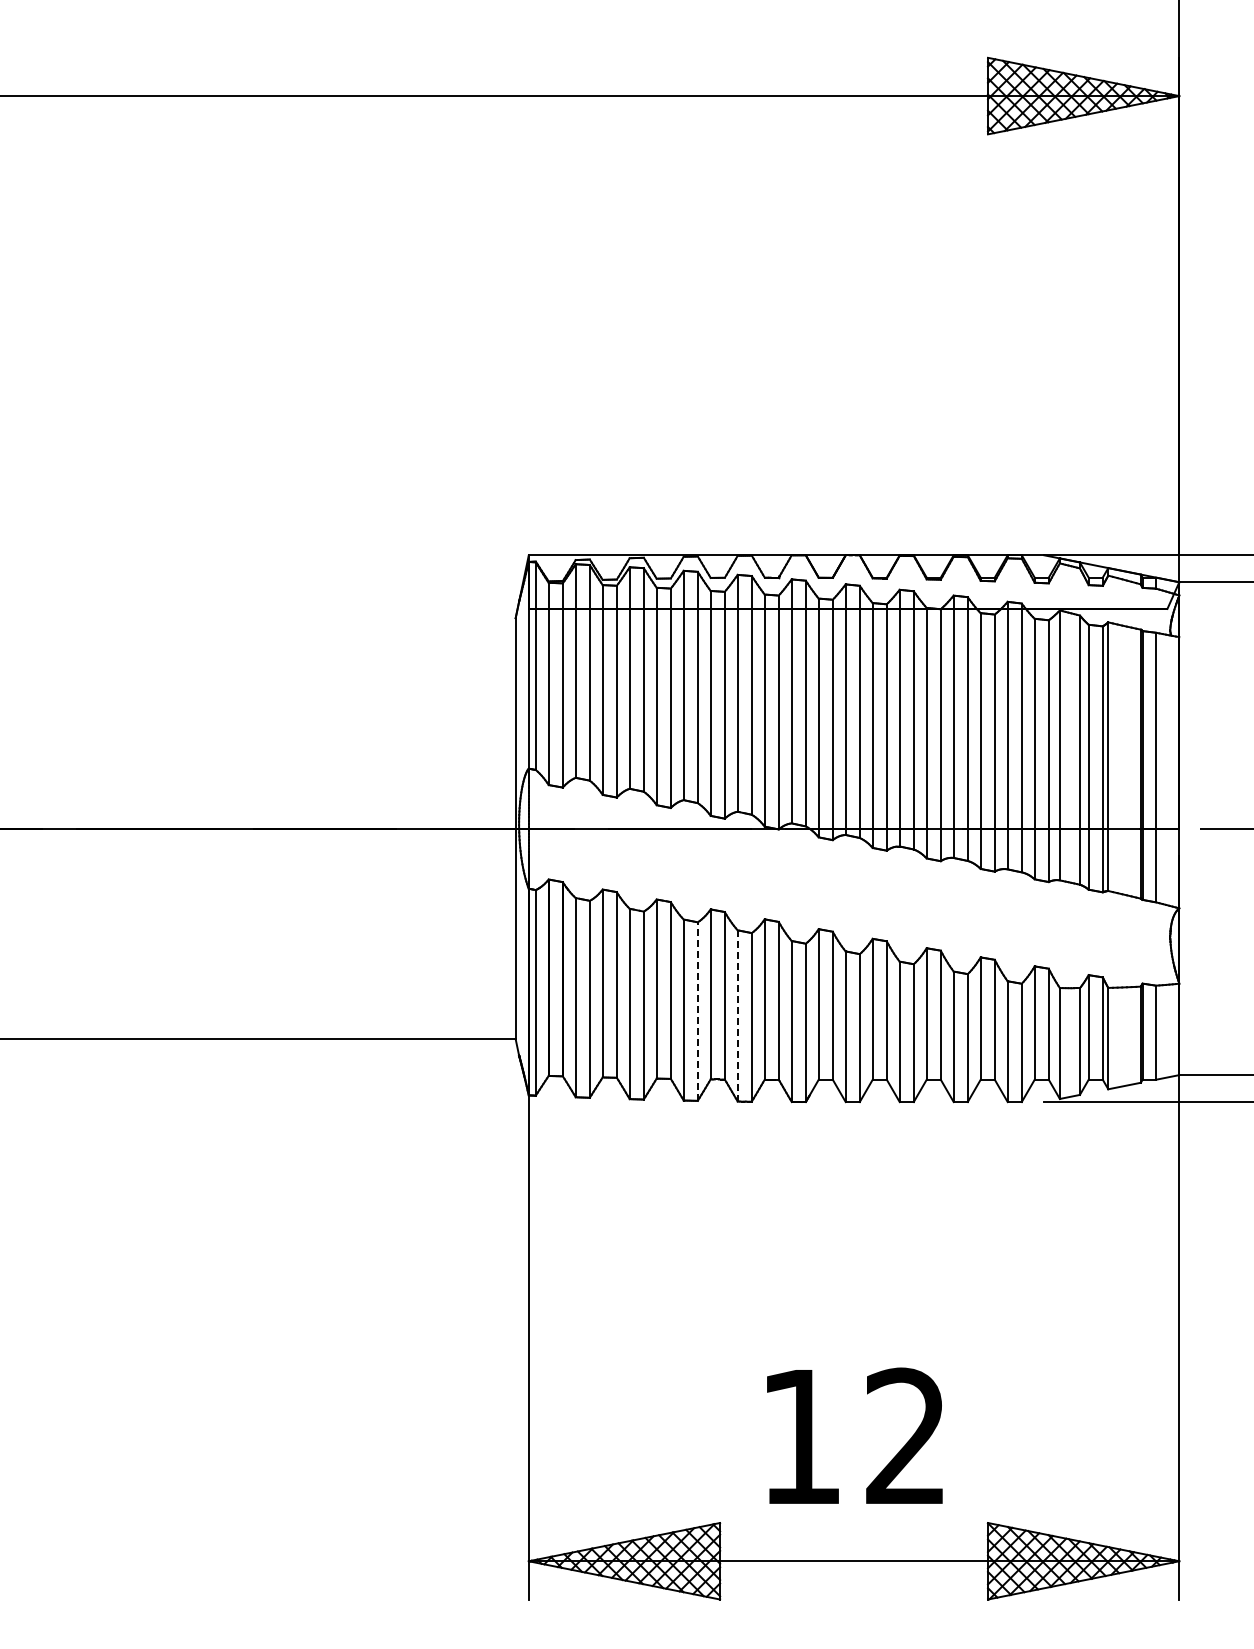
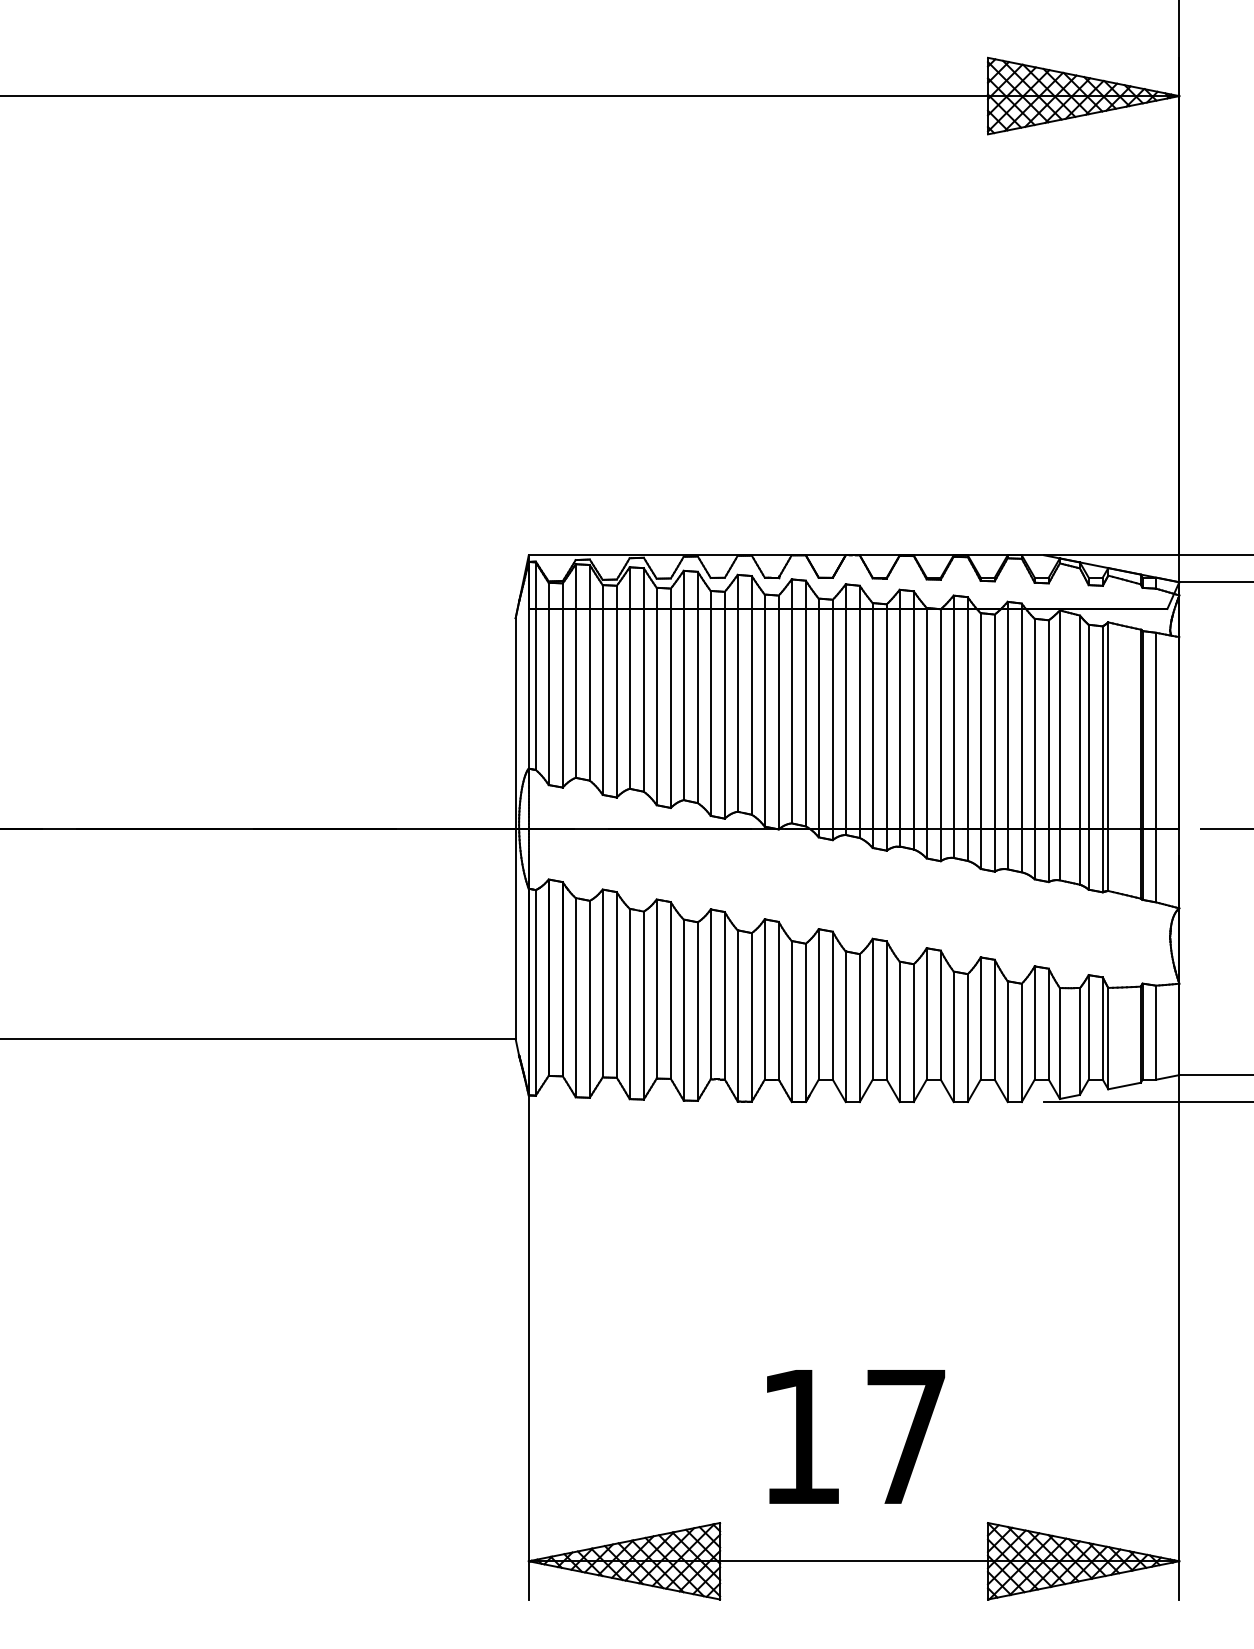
line: dashed -> solid (697, 1011)
line: dashed -> solid (737, 1015)
text: 12 -> 17 (905, 1435)
